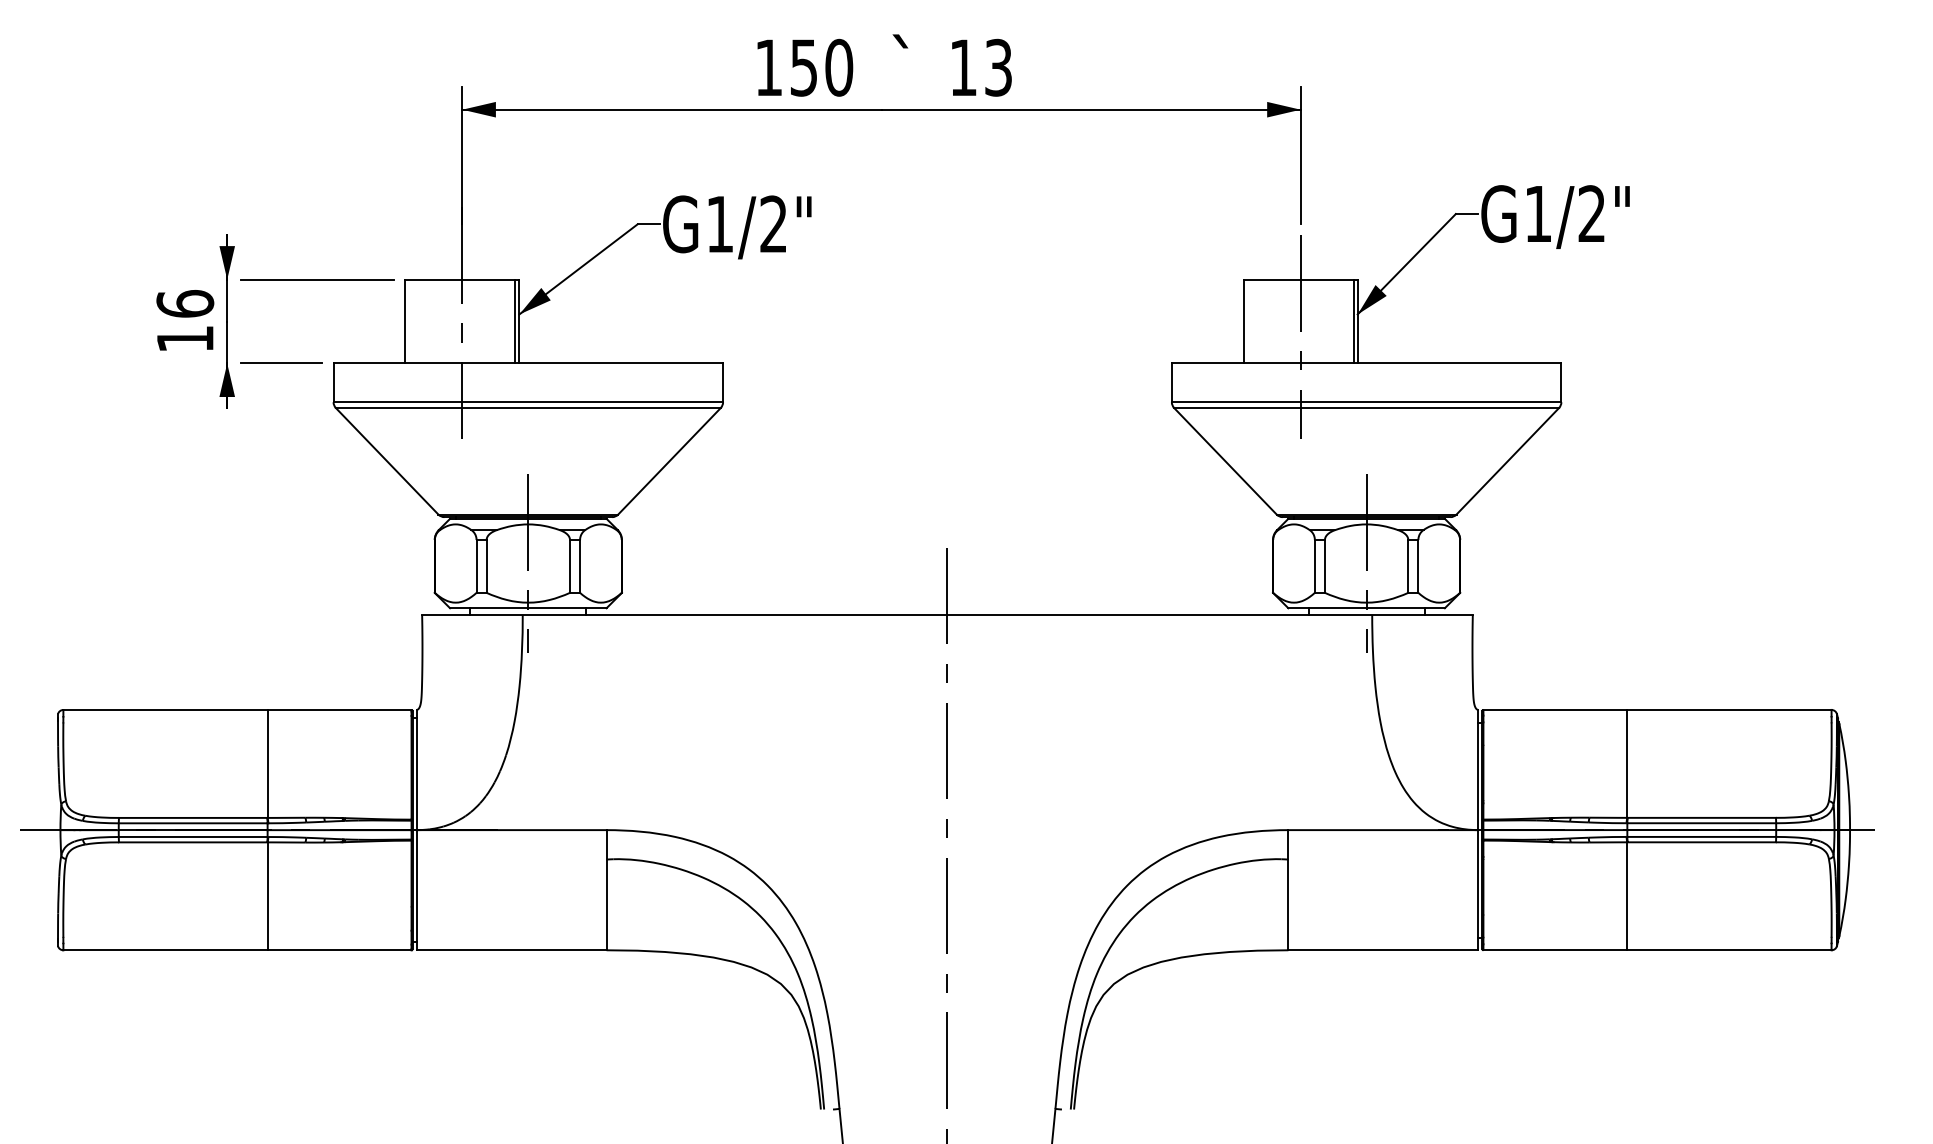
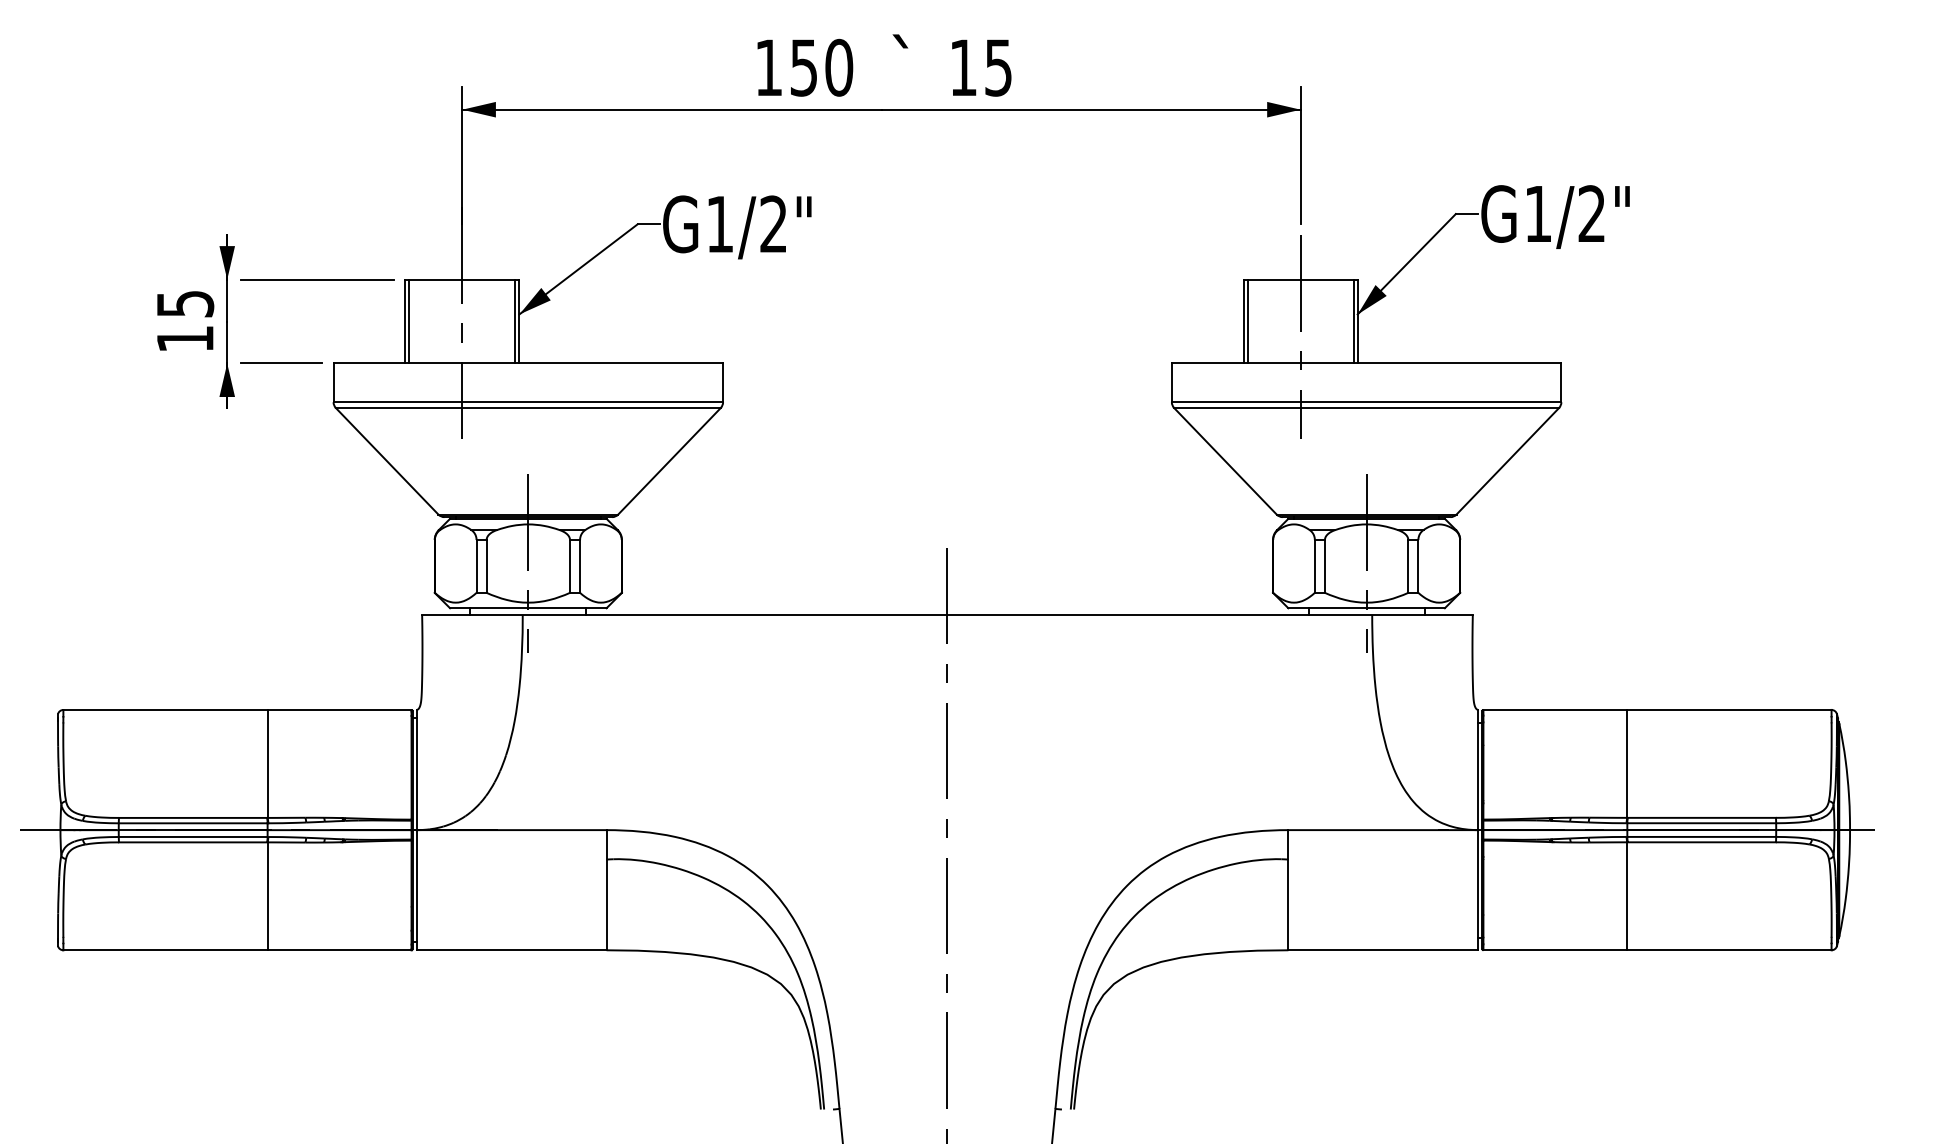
text: 13 -> 15 (998, 66)
text: 16 -> 15 (185, 303)
line: none -> present (409, 321)
line: none -> present (1247, 321)
